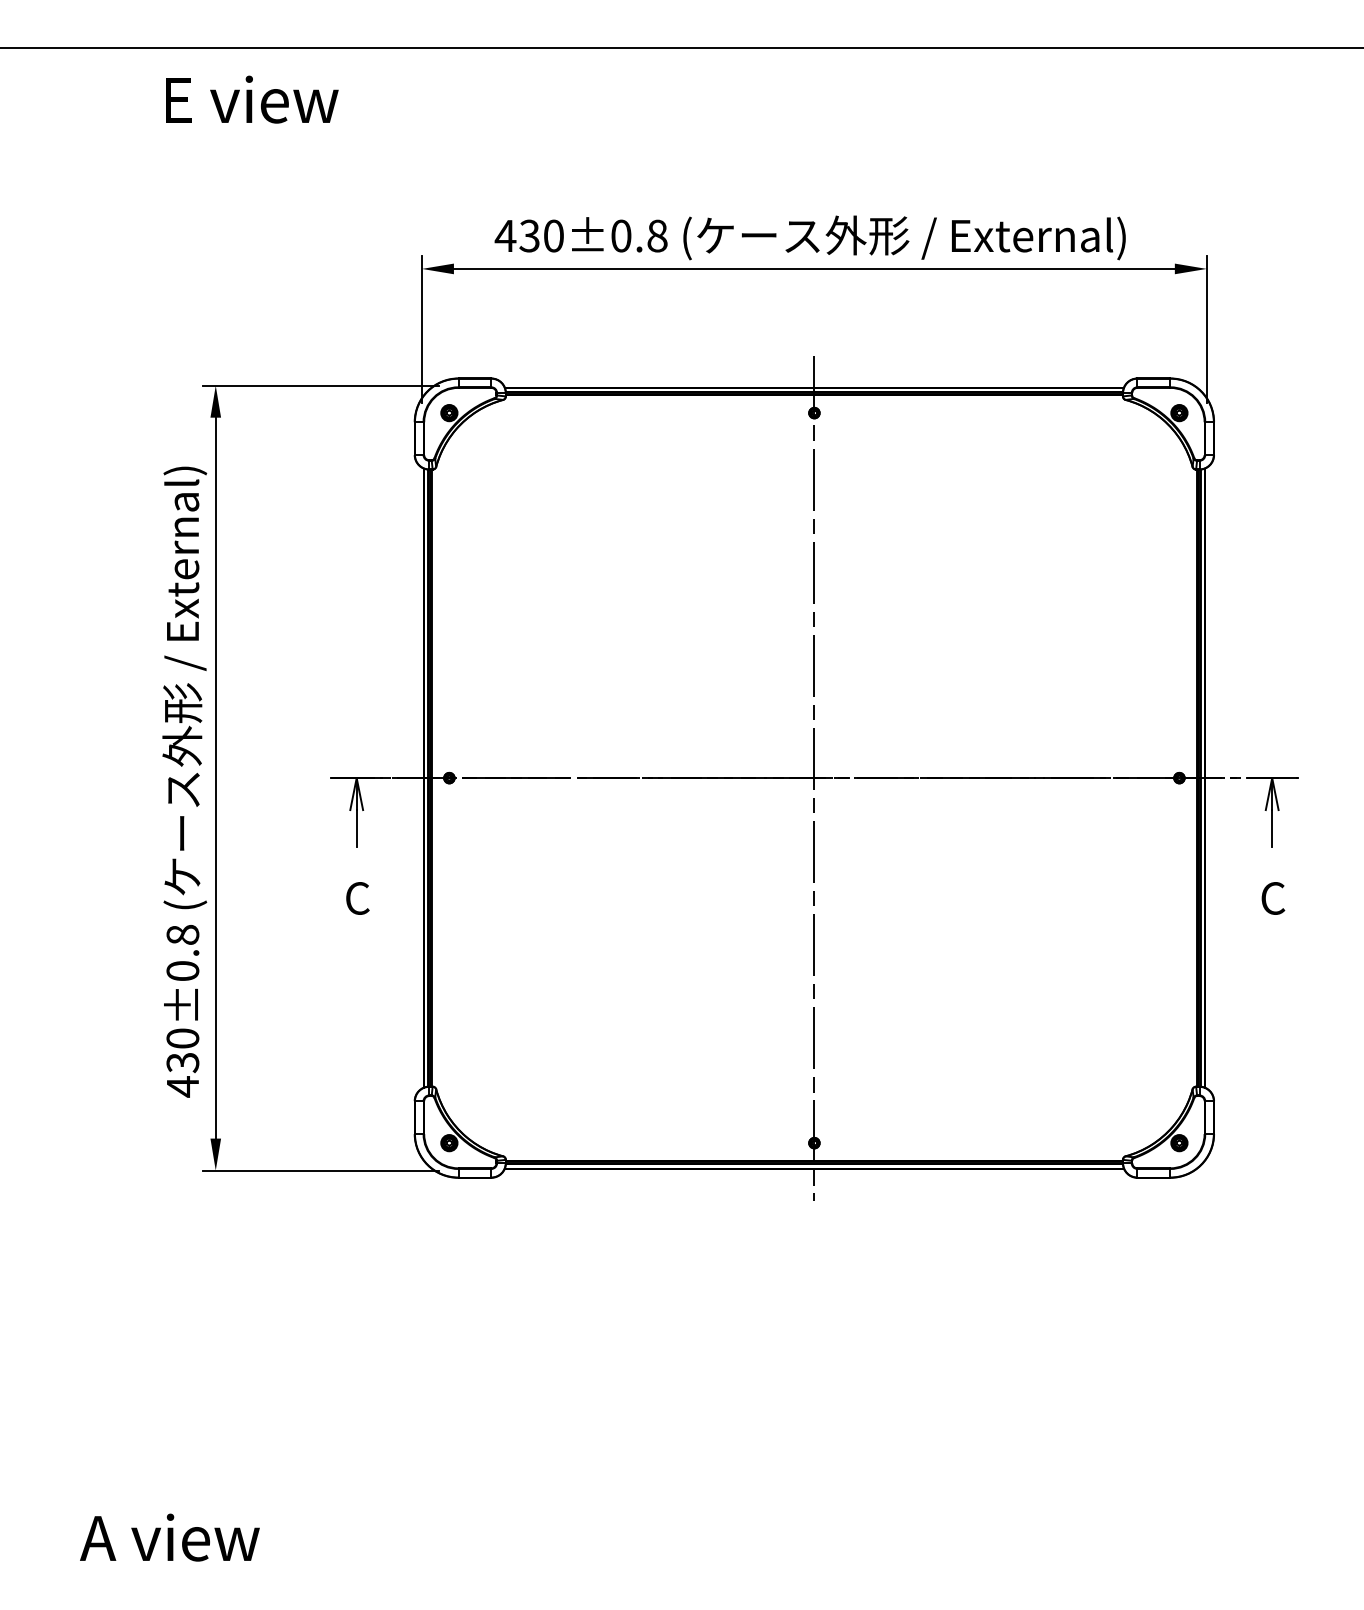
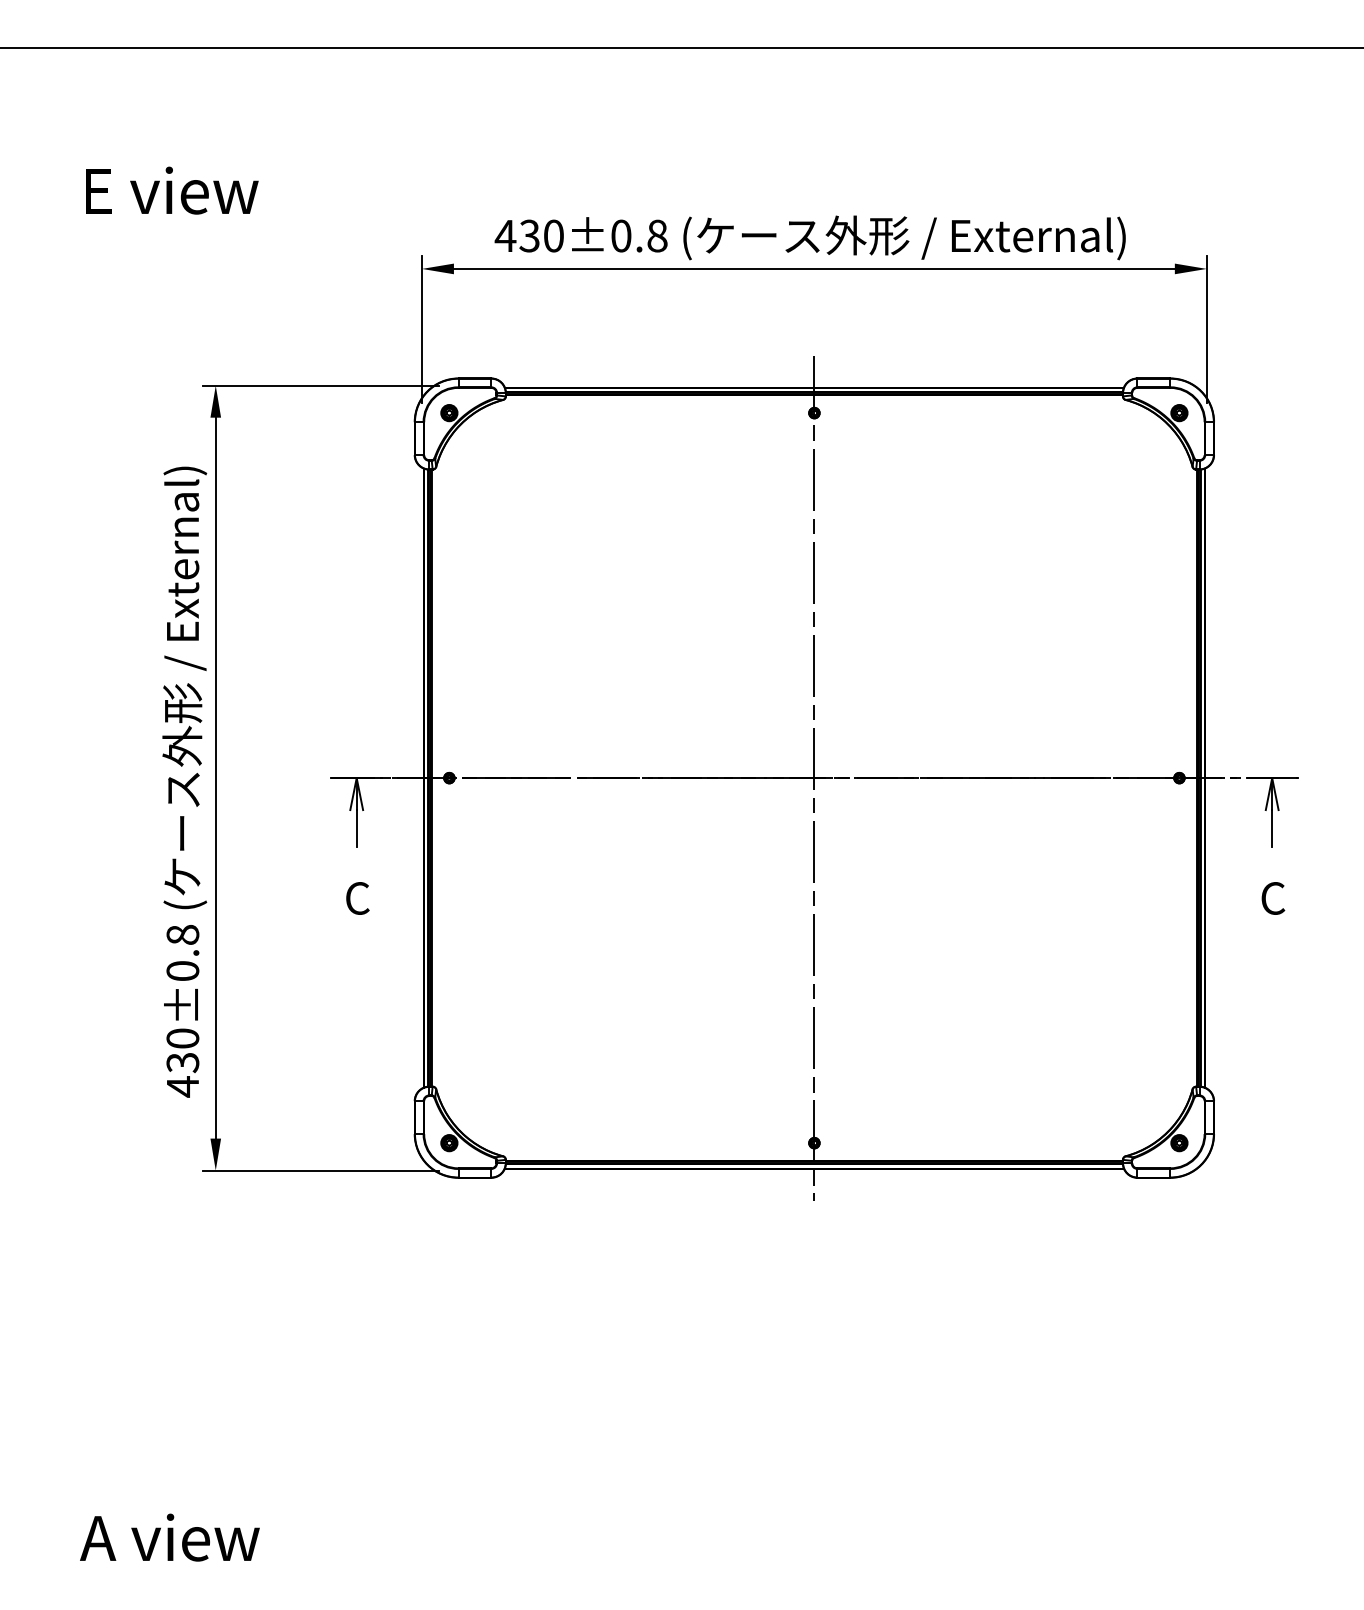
text position: (252, 99) -> (172, 190) (172, 190)
